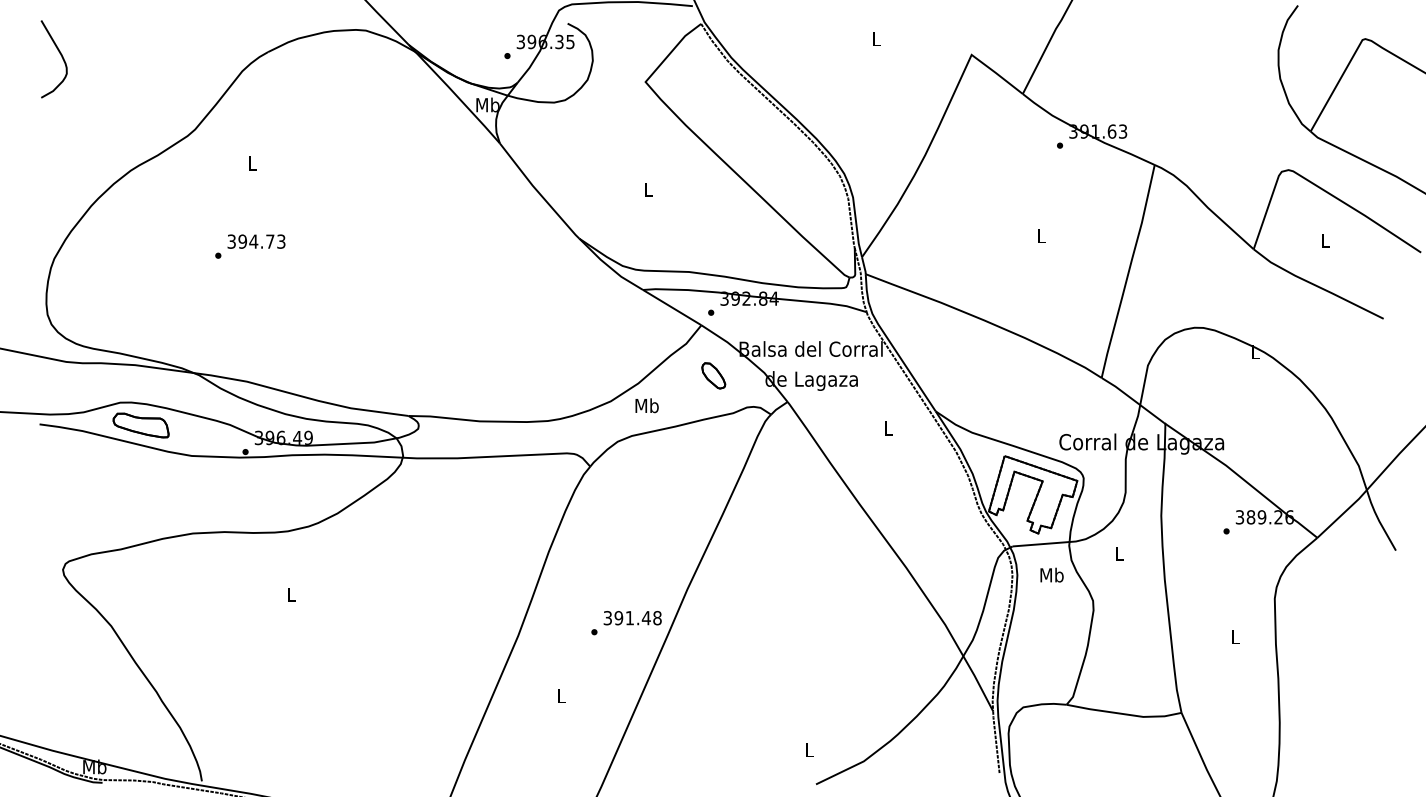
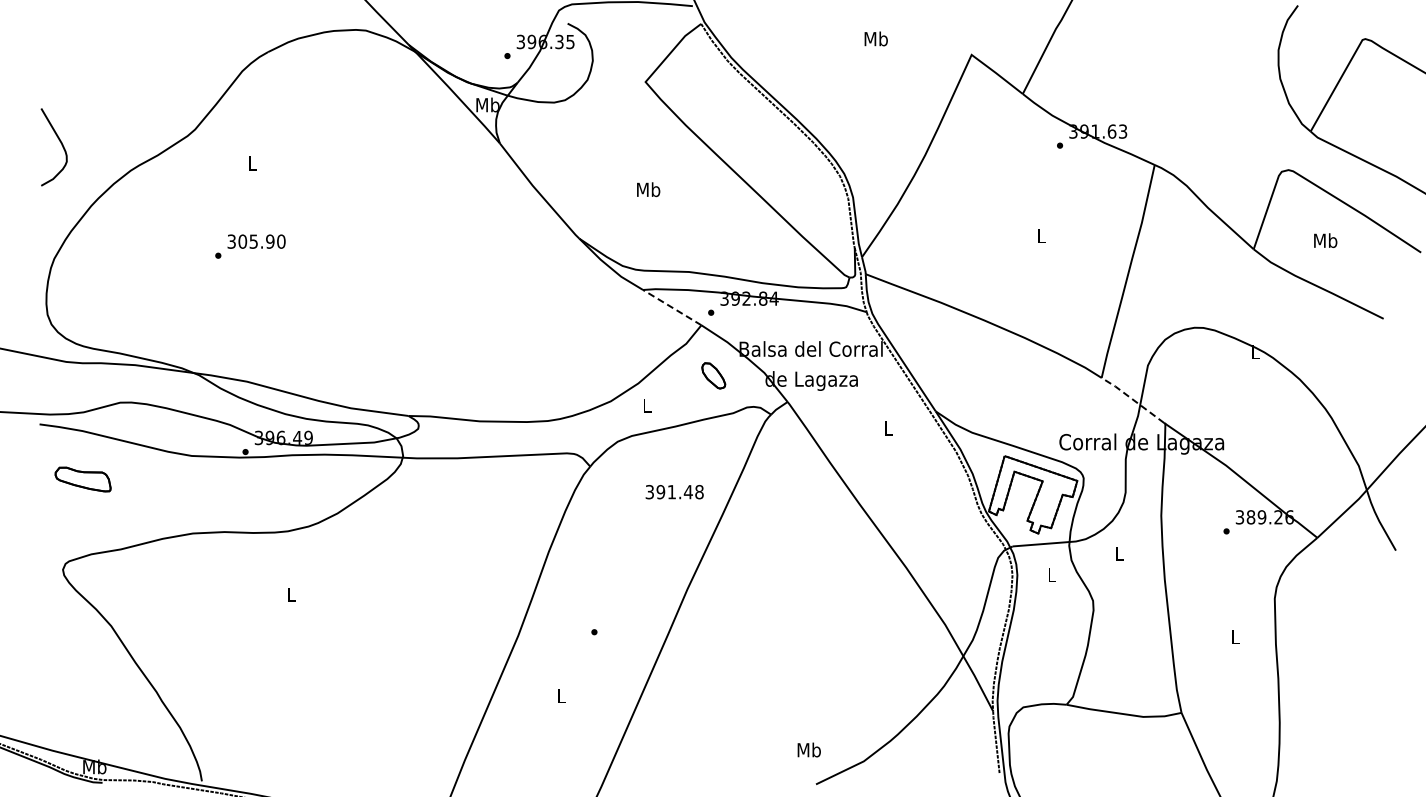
text: L -> Mb (875, 38)
curve position: (60, 55) -> (60, 143) (60, 143)
text: L -> Mb (648, 189)
text: L -> Mb (1325, 240)
text: 394.73 -> 305.90 (261, 241)
line: solid -> dashed (671, 307)
line: solid -> dashed (1132, 399)
text: Mb -> L (646, 405)
part position: (140, 425) -> (82, 479) (82, 479)
text: Mb -> L (1051, 574)
text position: (632, 618) -> (674, 492) (674, 492)
text: L -> Mb (808, 749)
